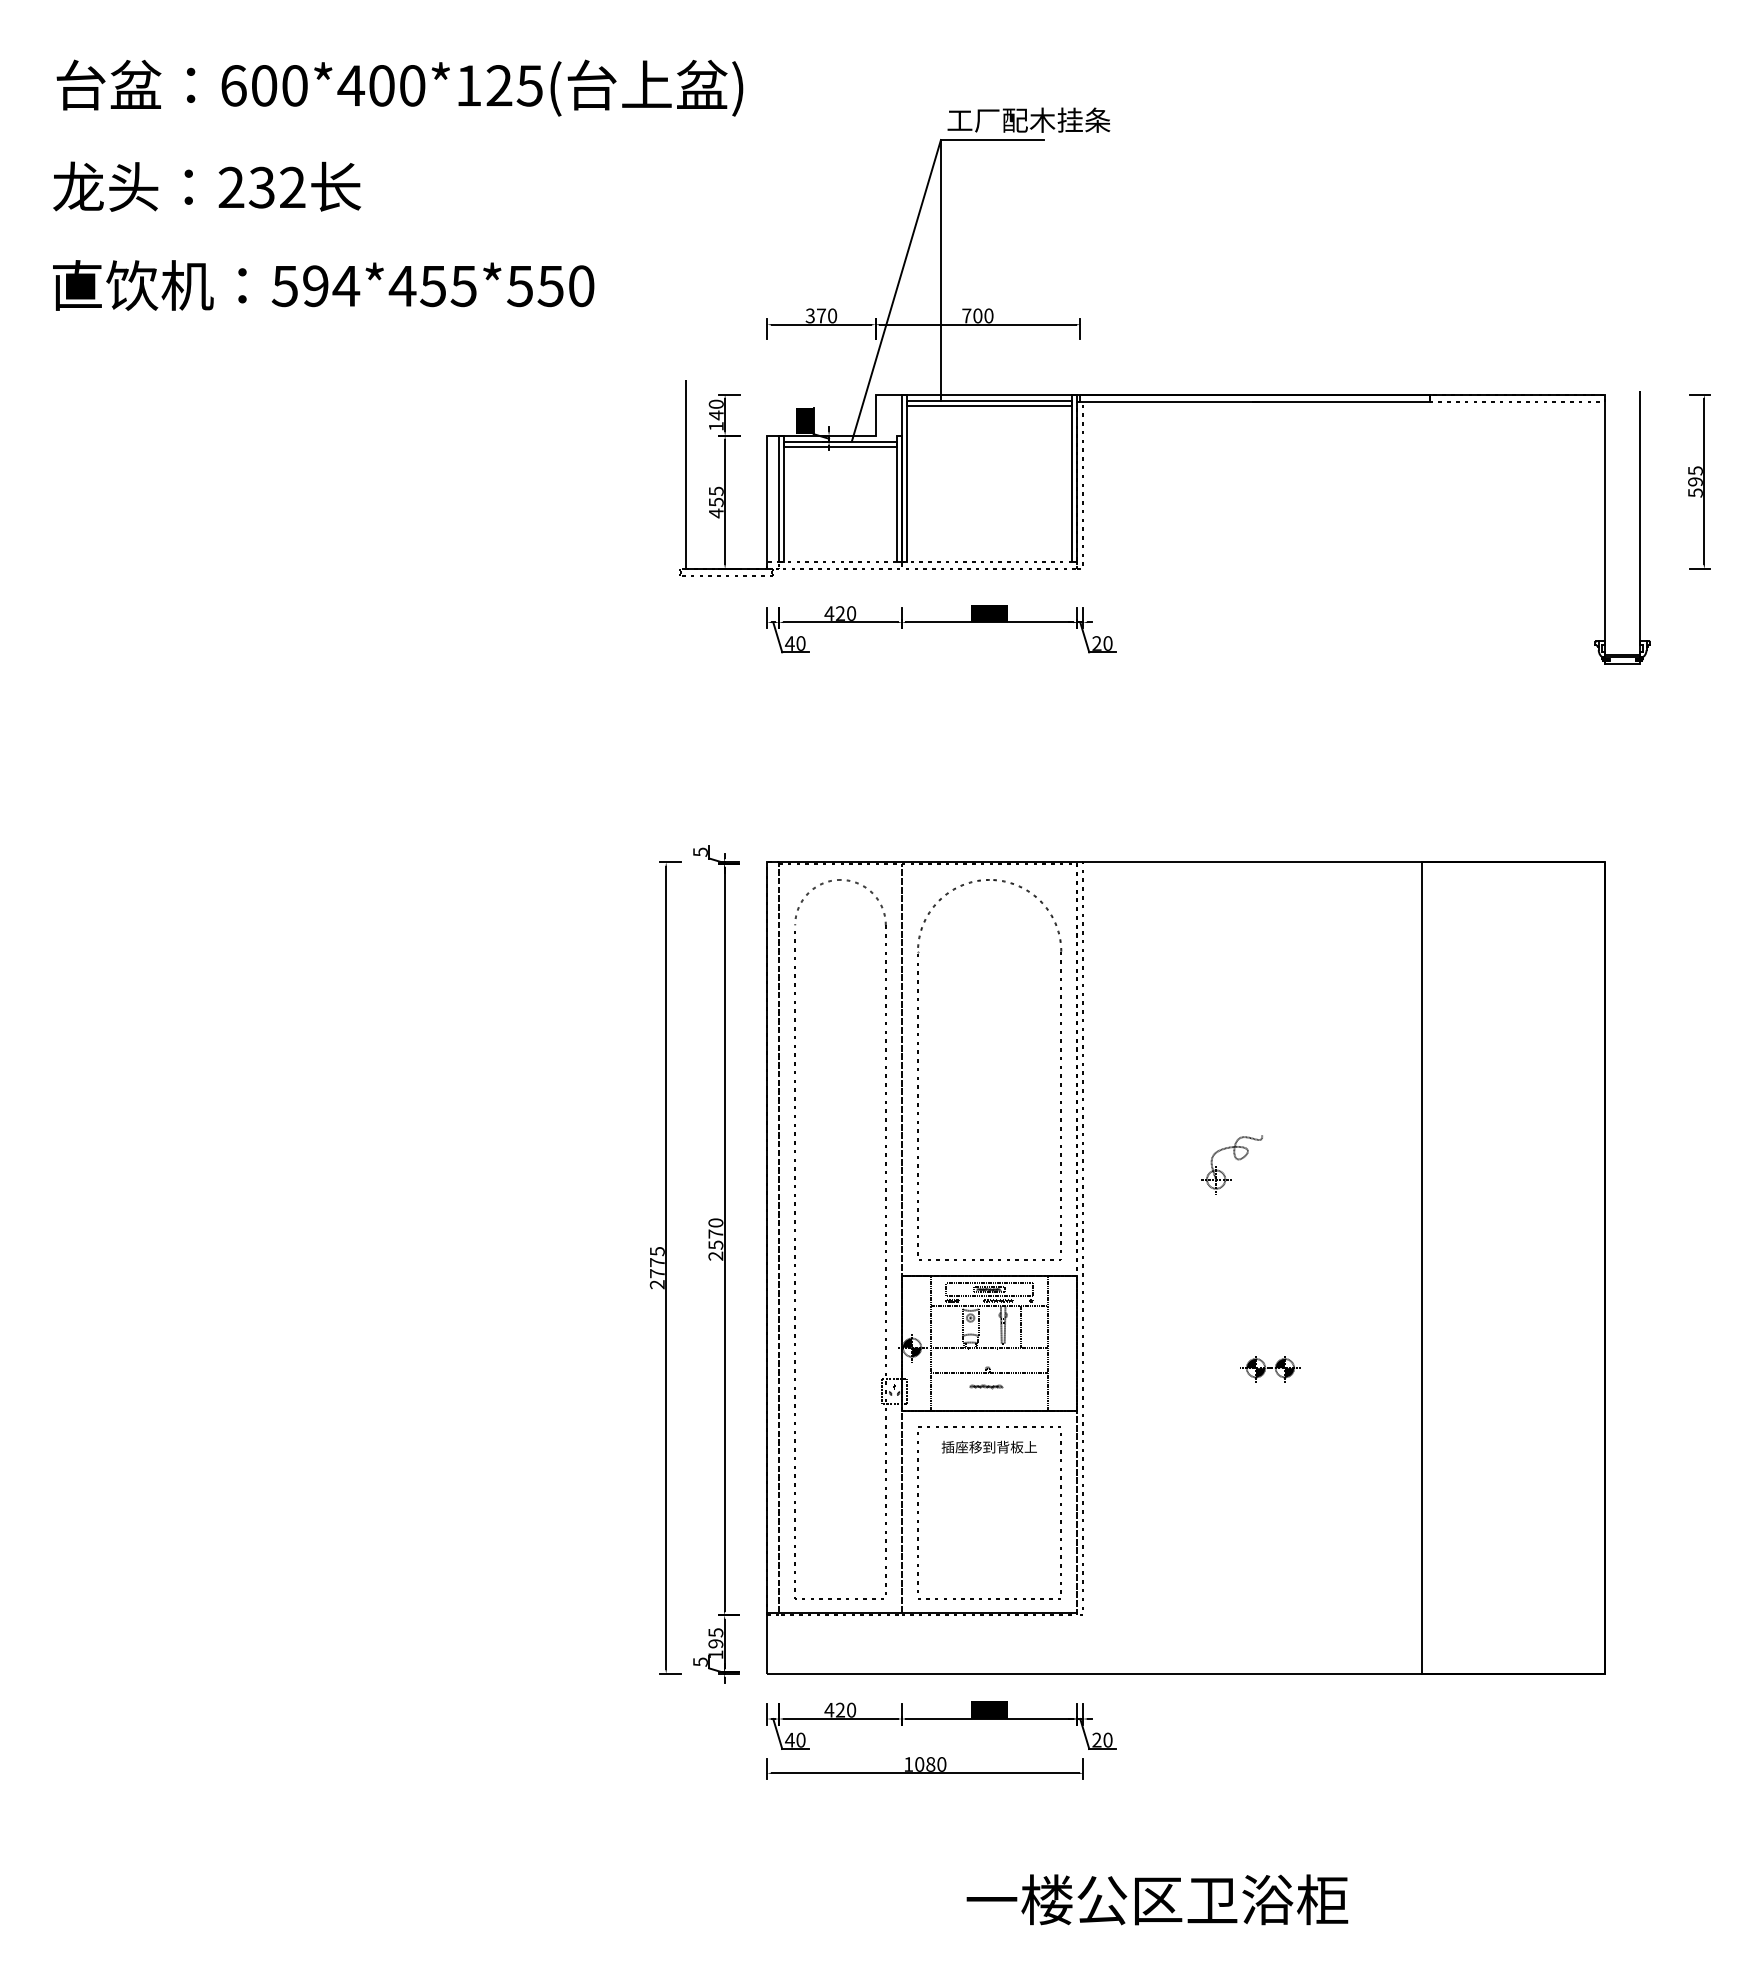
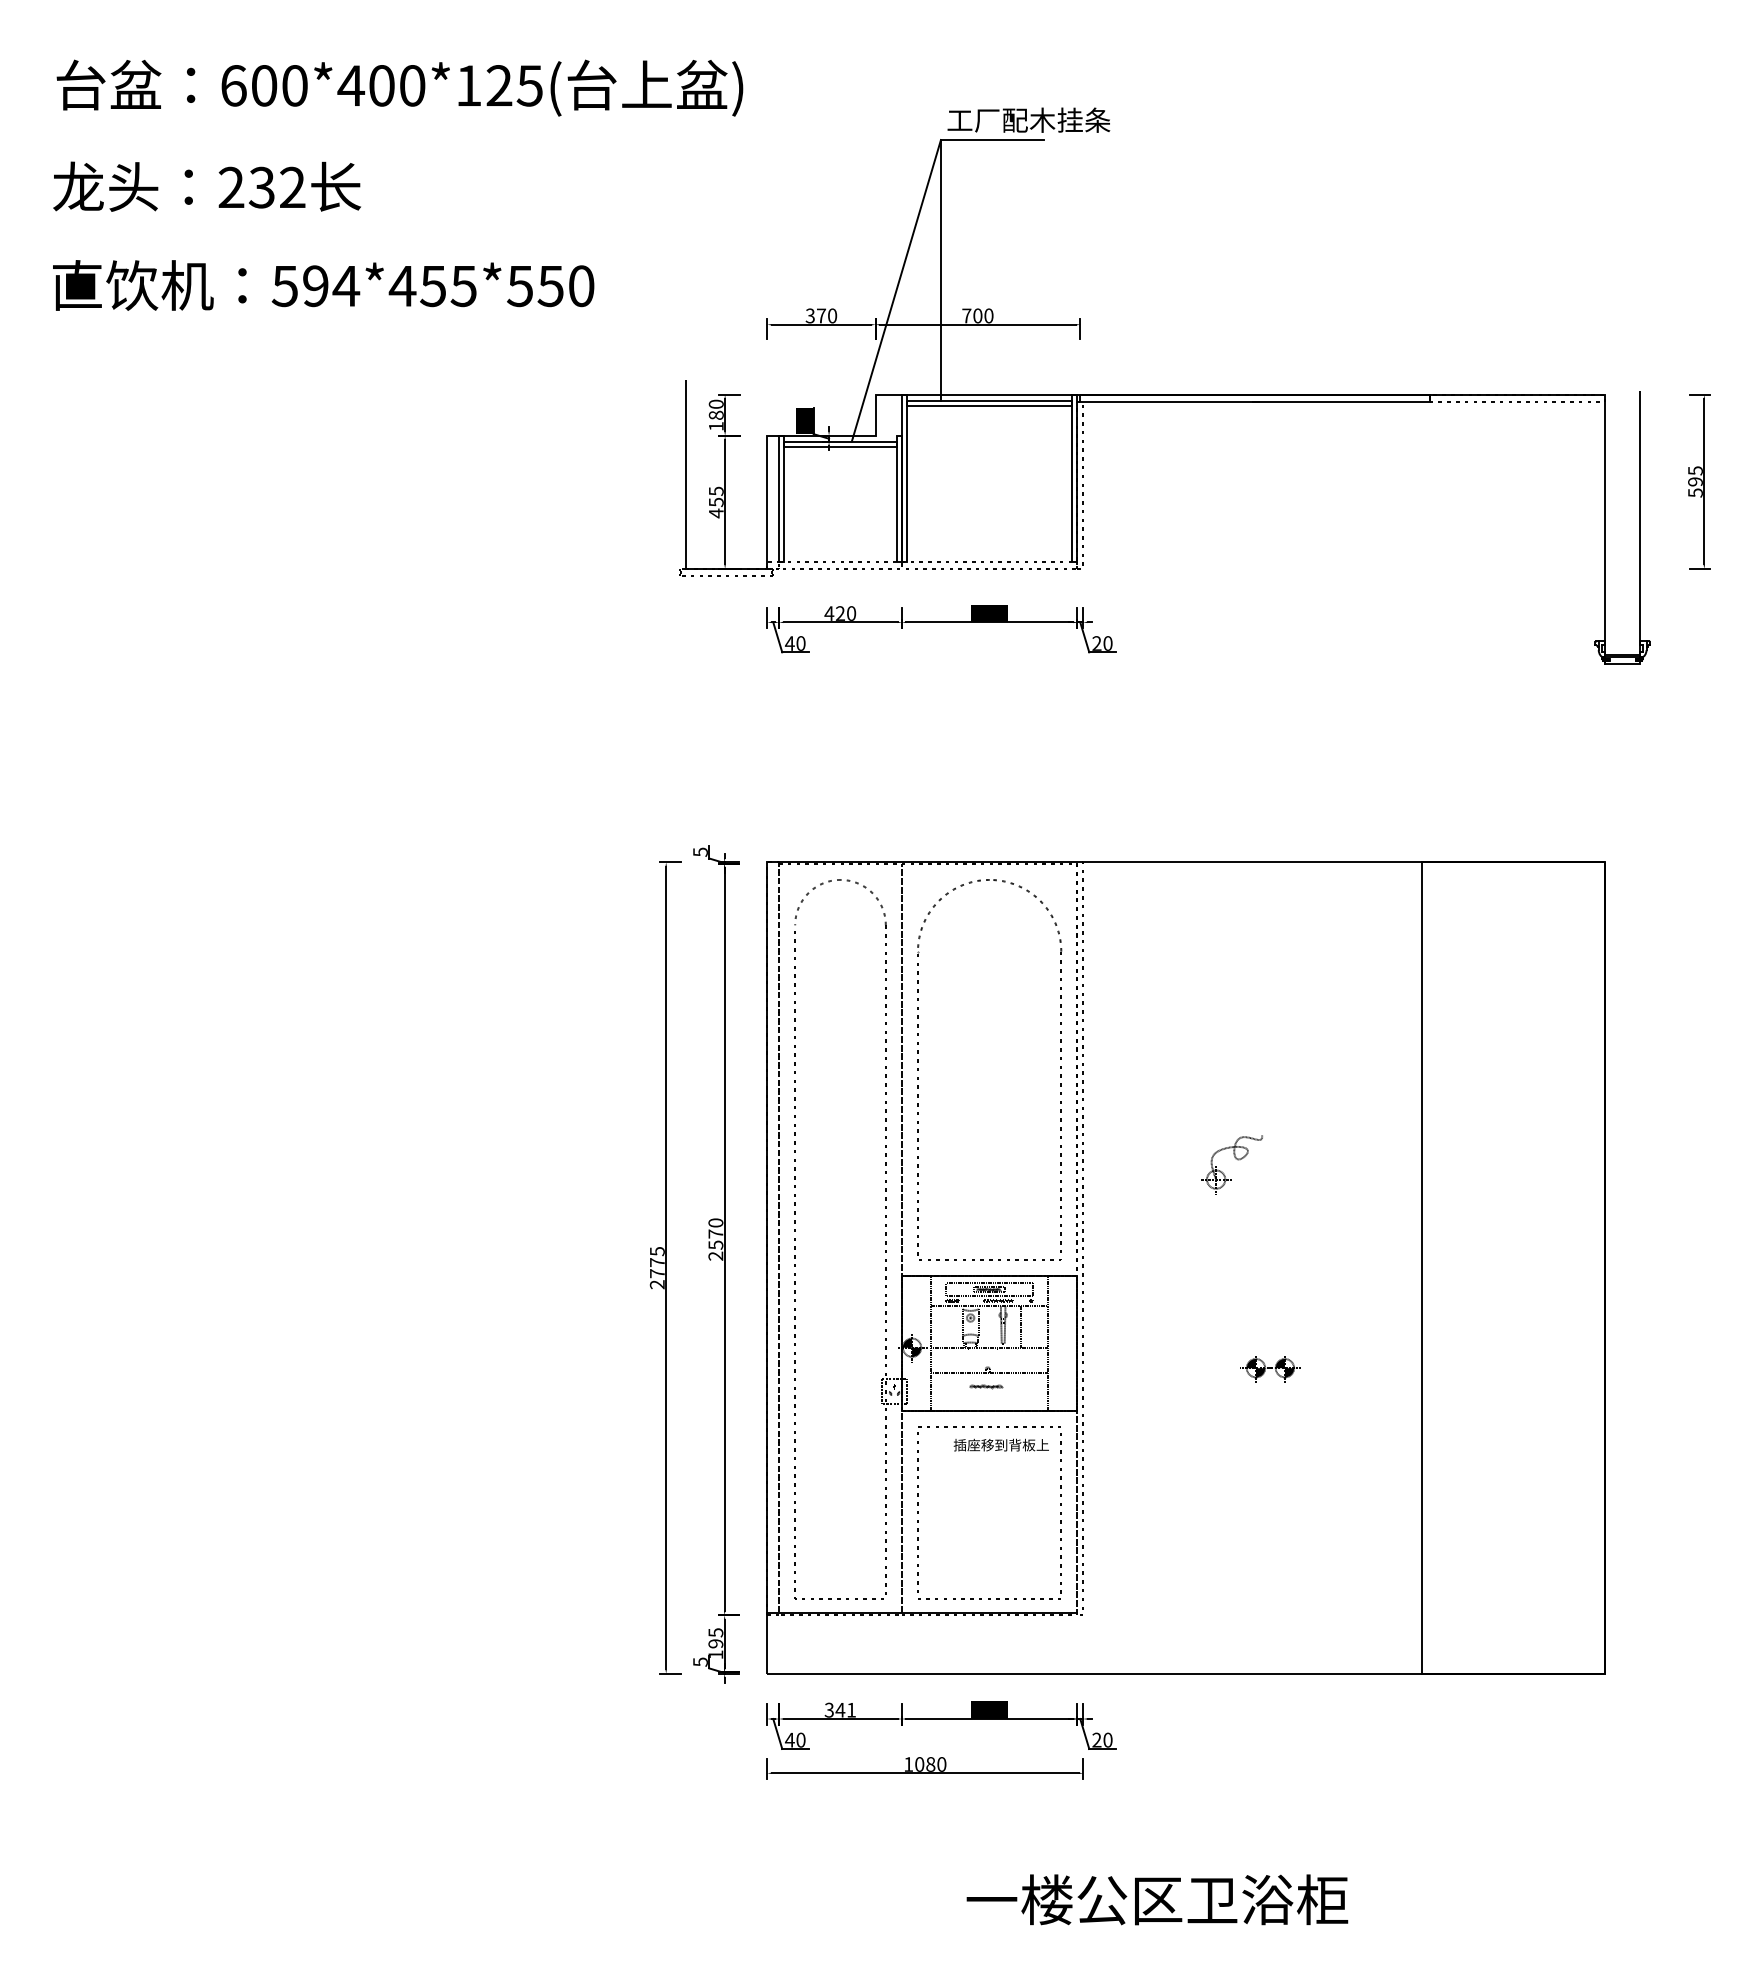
text: 140 -> 180 (715, 415)
text position: (988, 1446) -> (1000, 1444) (1000, 1444)
text: 420 -> 341 (840, 1709)
